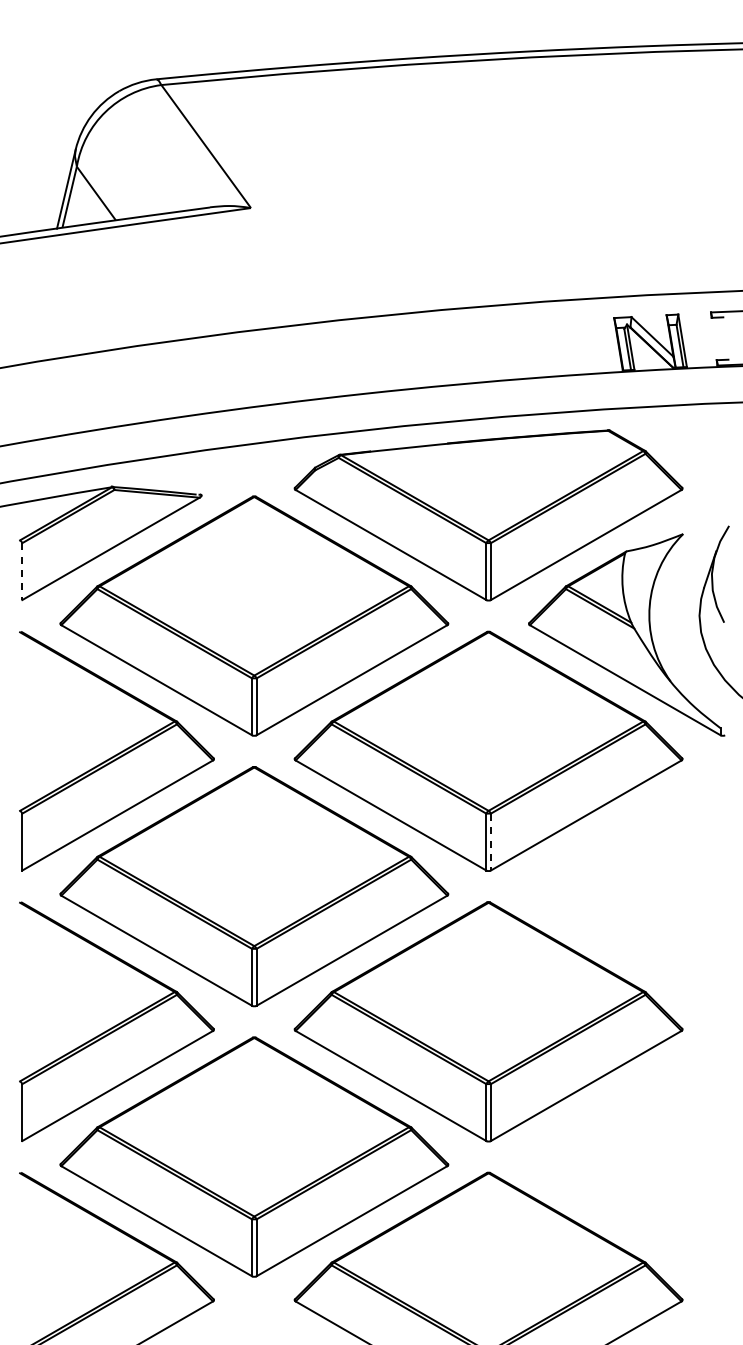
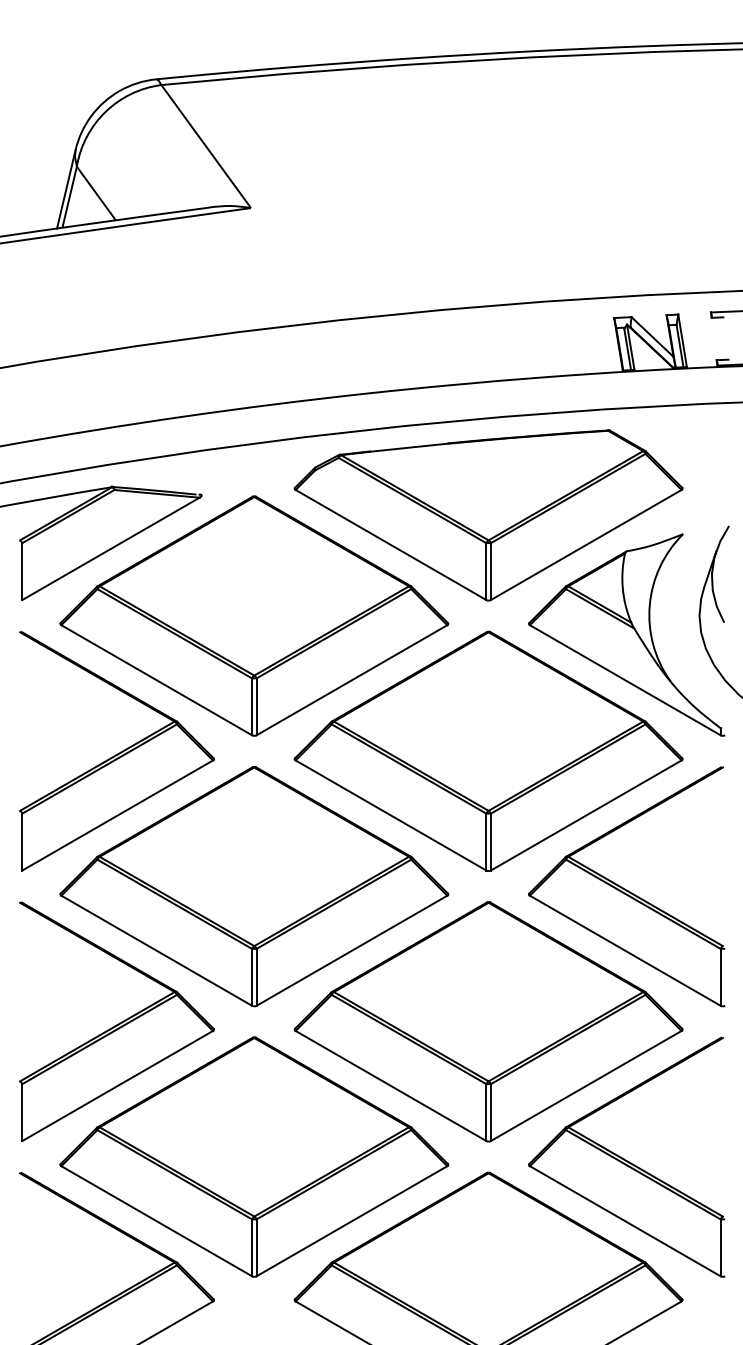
line: dashed -> solid (22, 572)
line: dashed -> solid (490, 842)
part: none -> present (626, 886)
part: none -> present (626, 1156)
